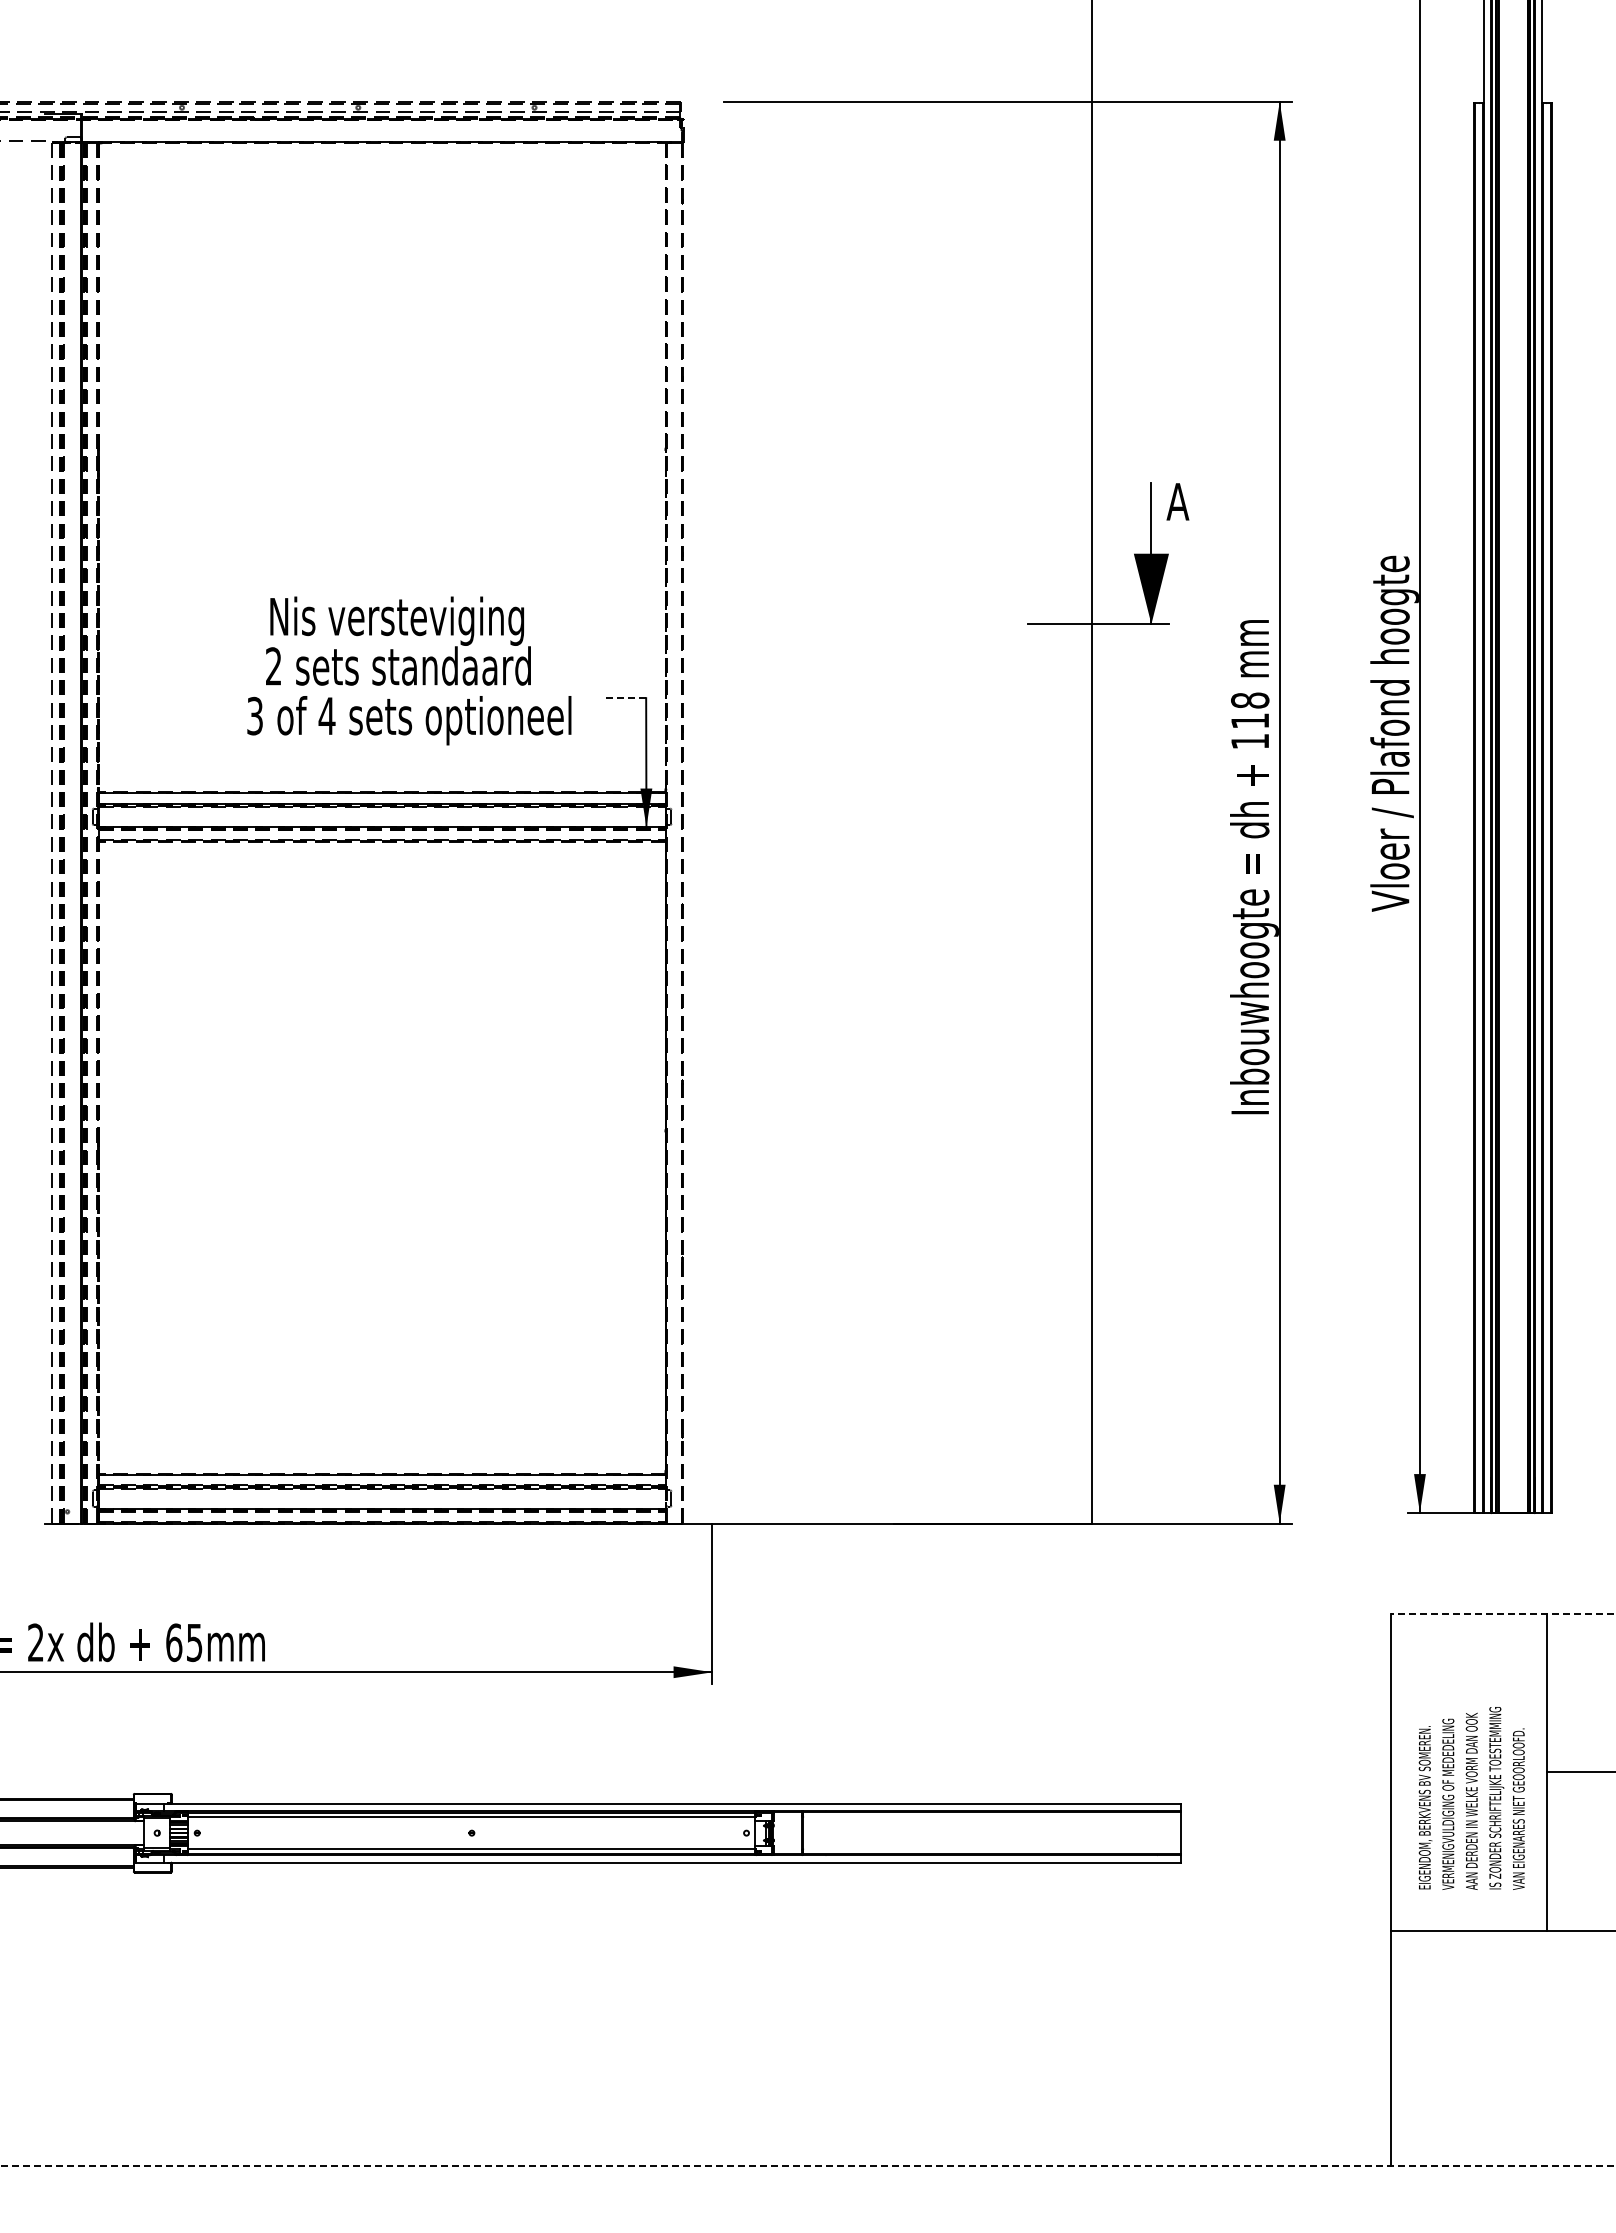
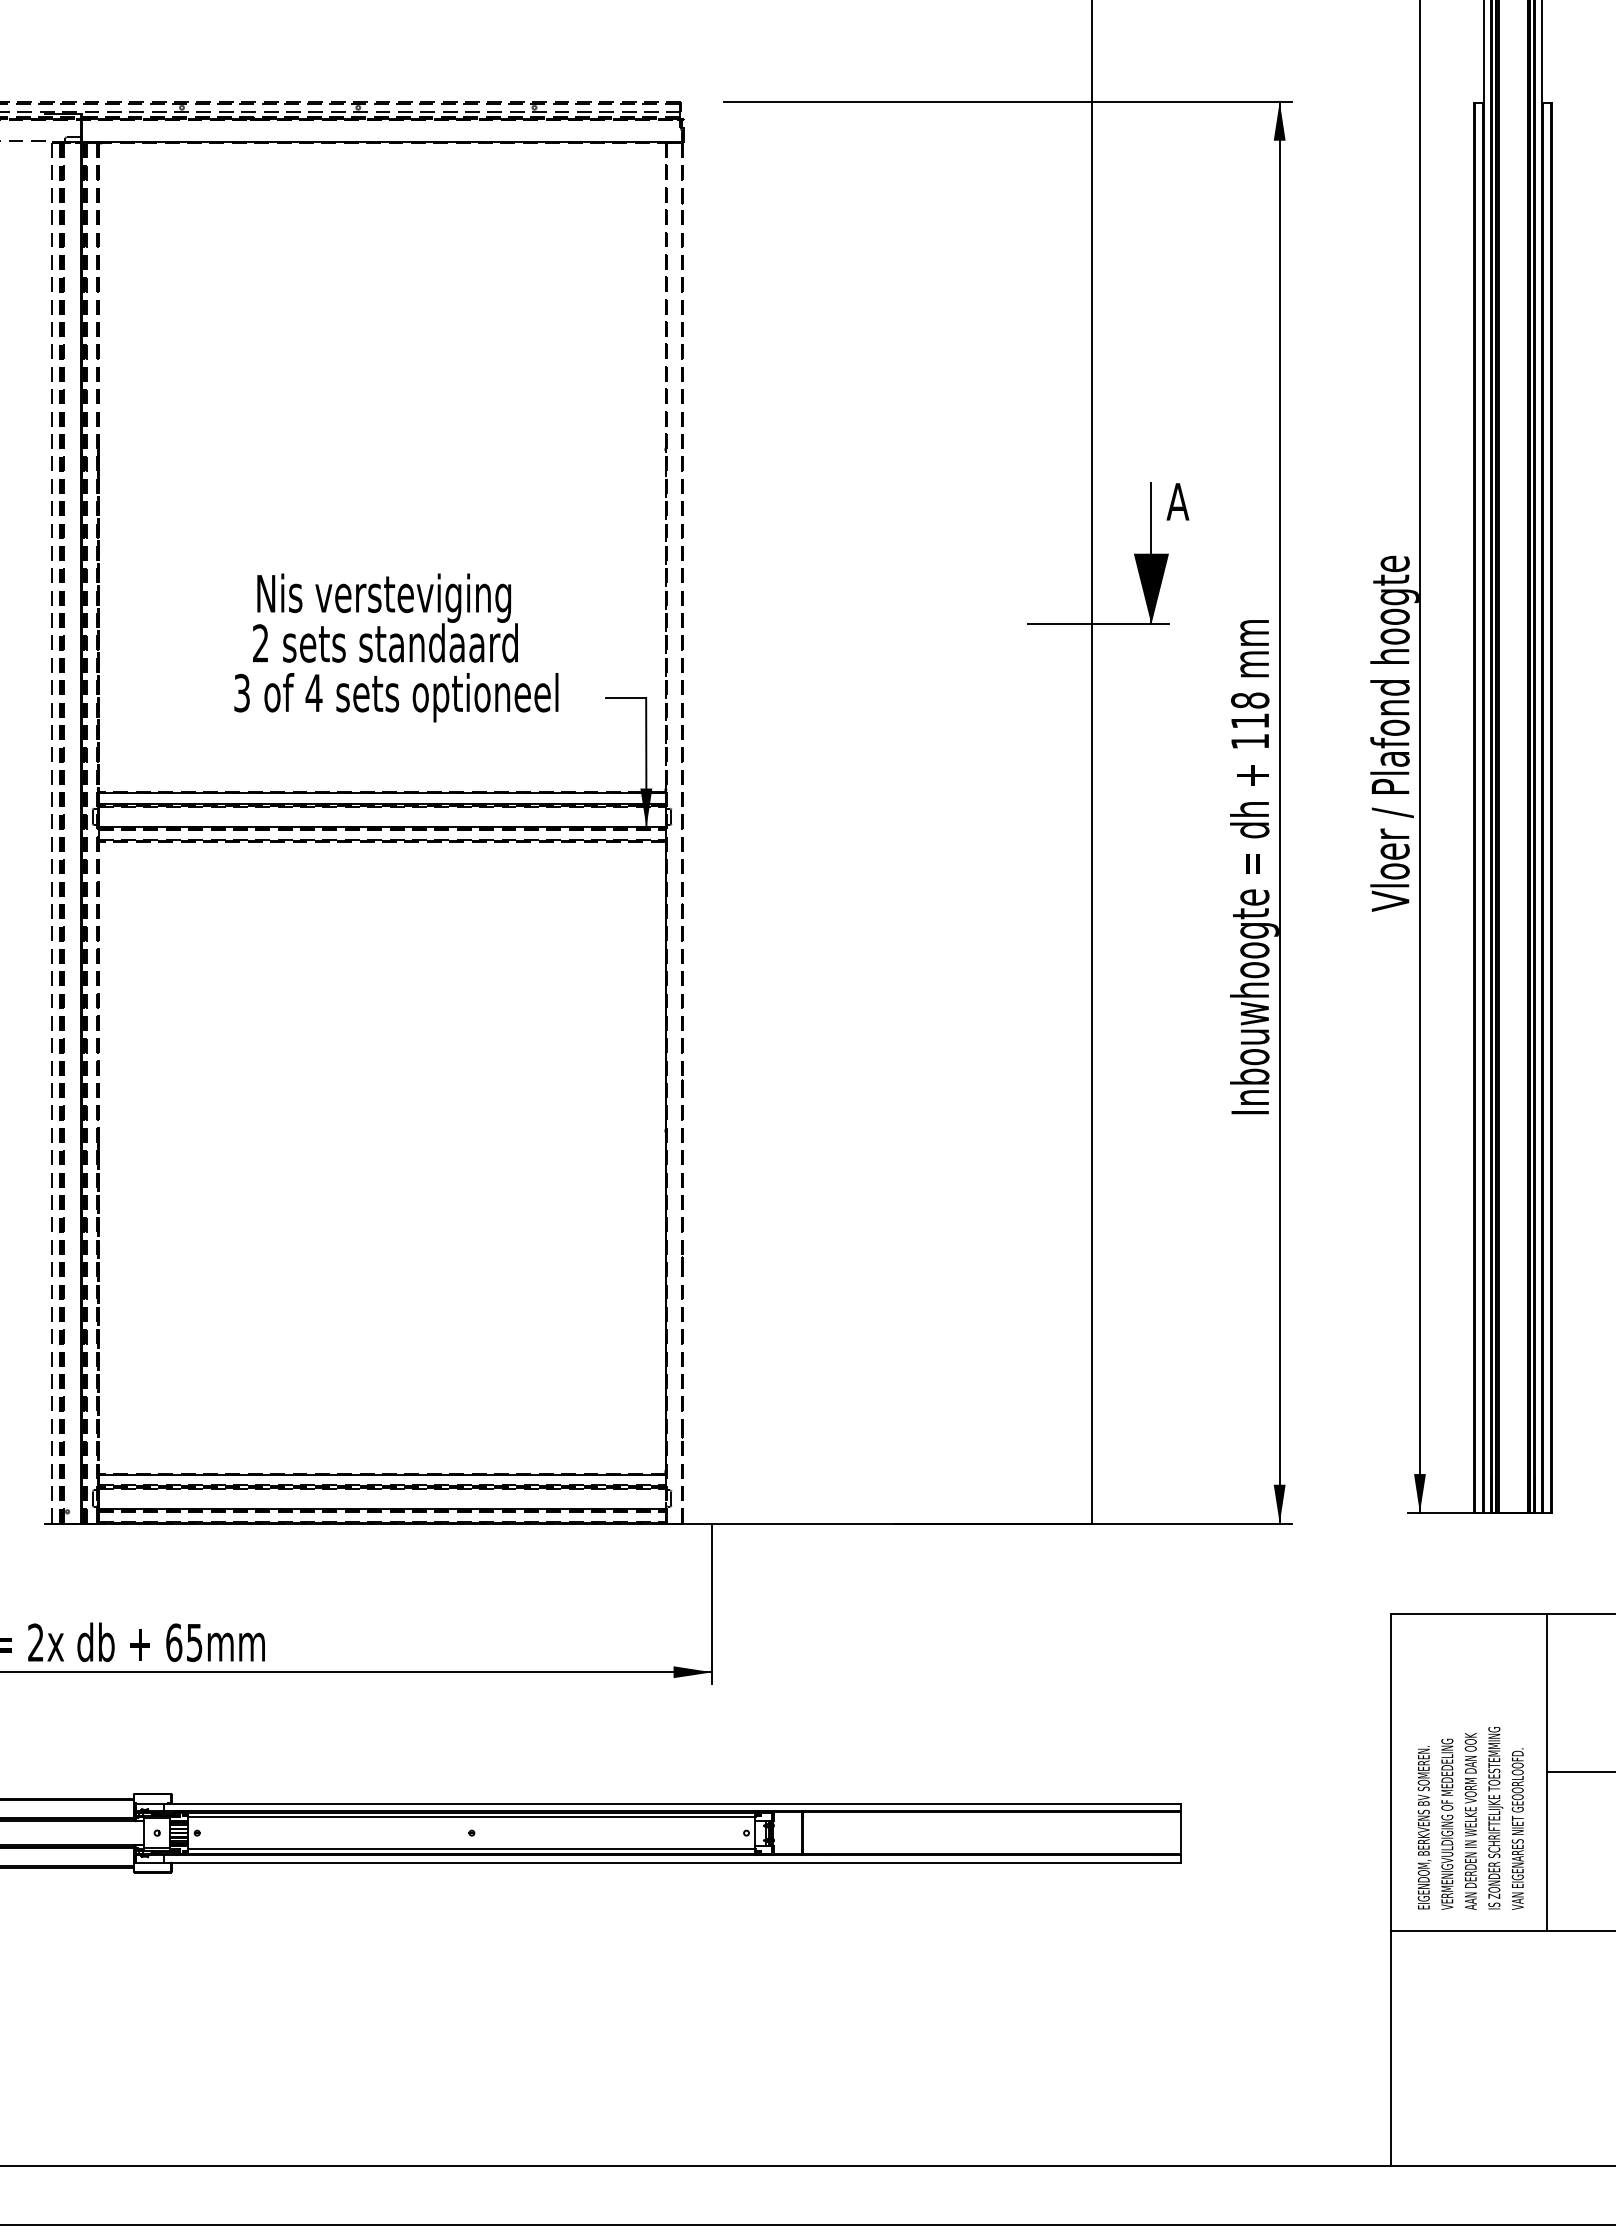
text position: (409, 670) -> (396, 647) (396, 647)
line: dashed -> solid (625, 698)
line: dashed -> solid (1502, 1613)
text position: (1471, 1798) -> (1470, 1818) (1470, 1818)
line: dashed -> solid (807, 2166)
line: none -> present (807, 2224)
